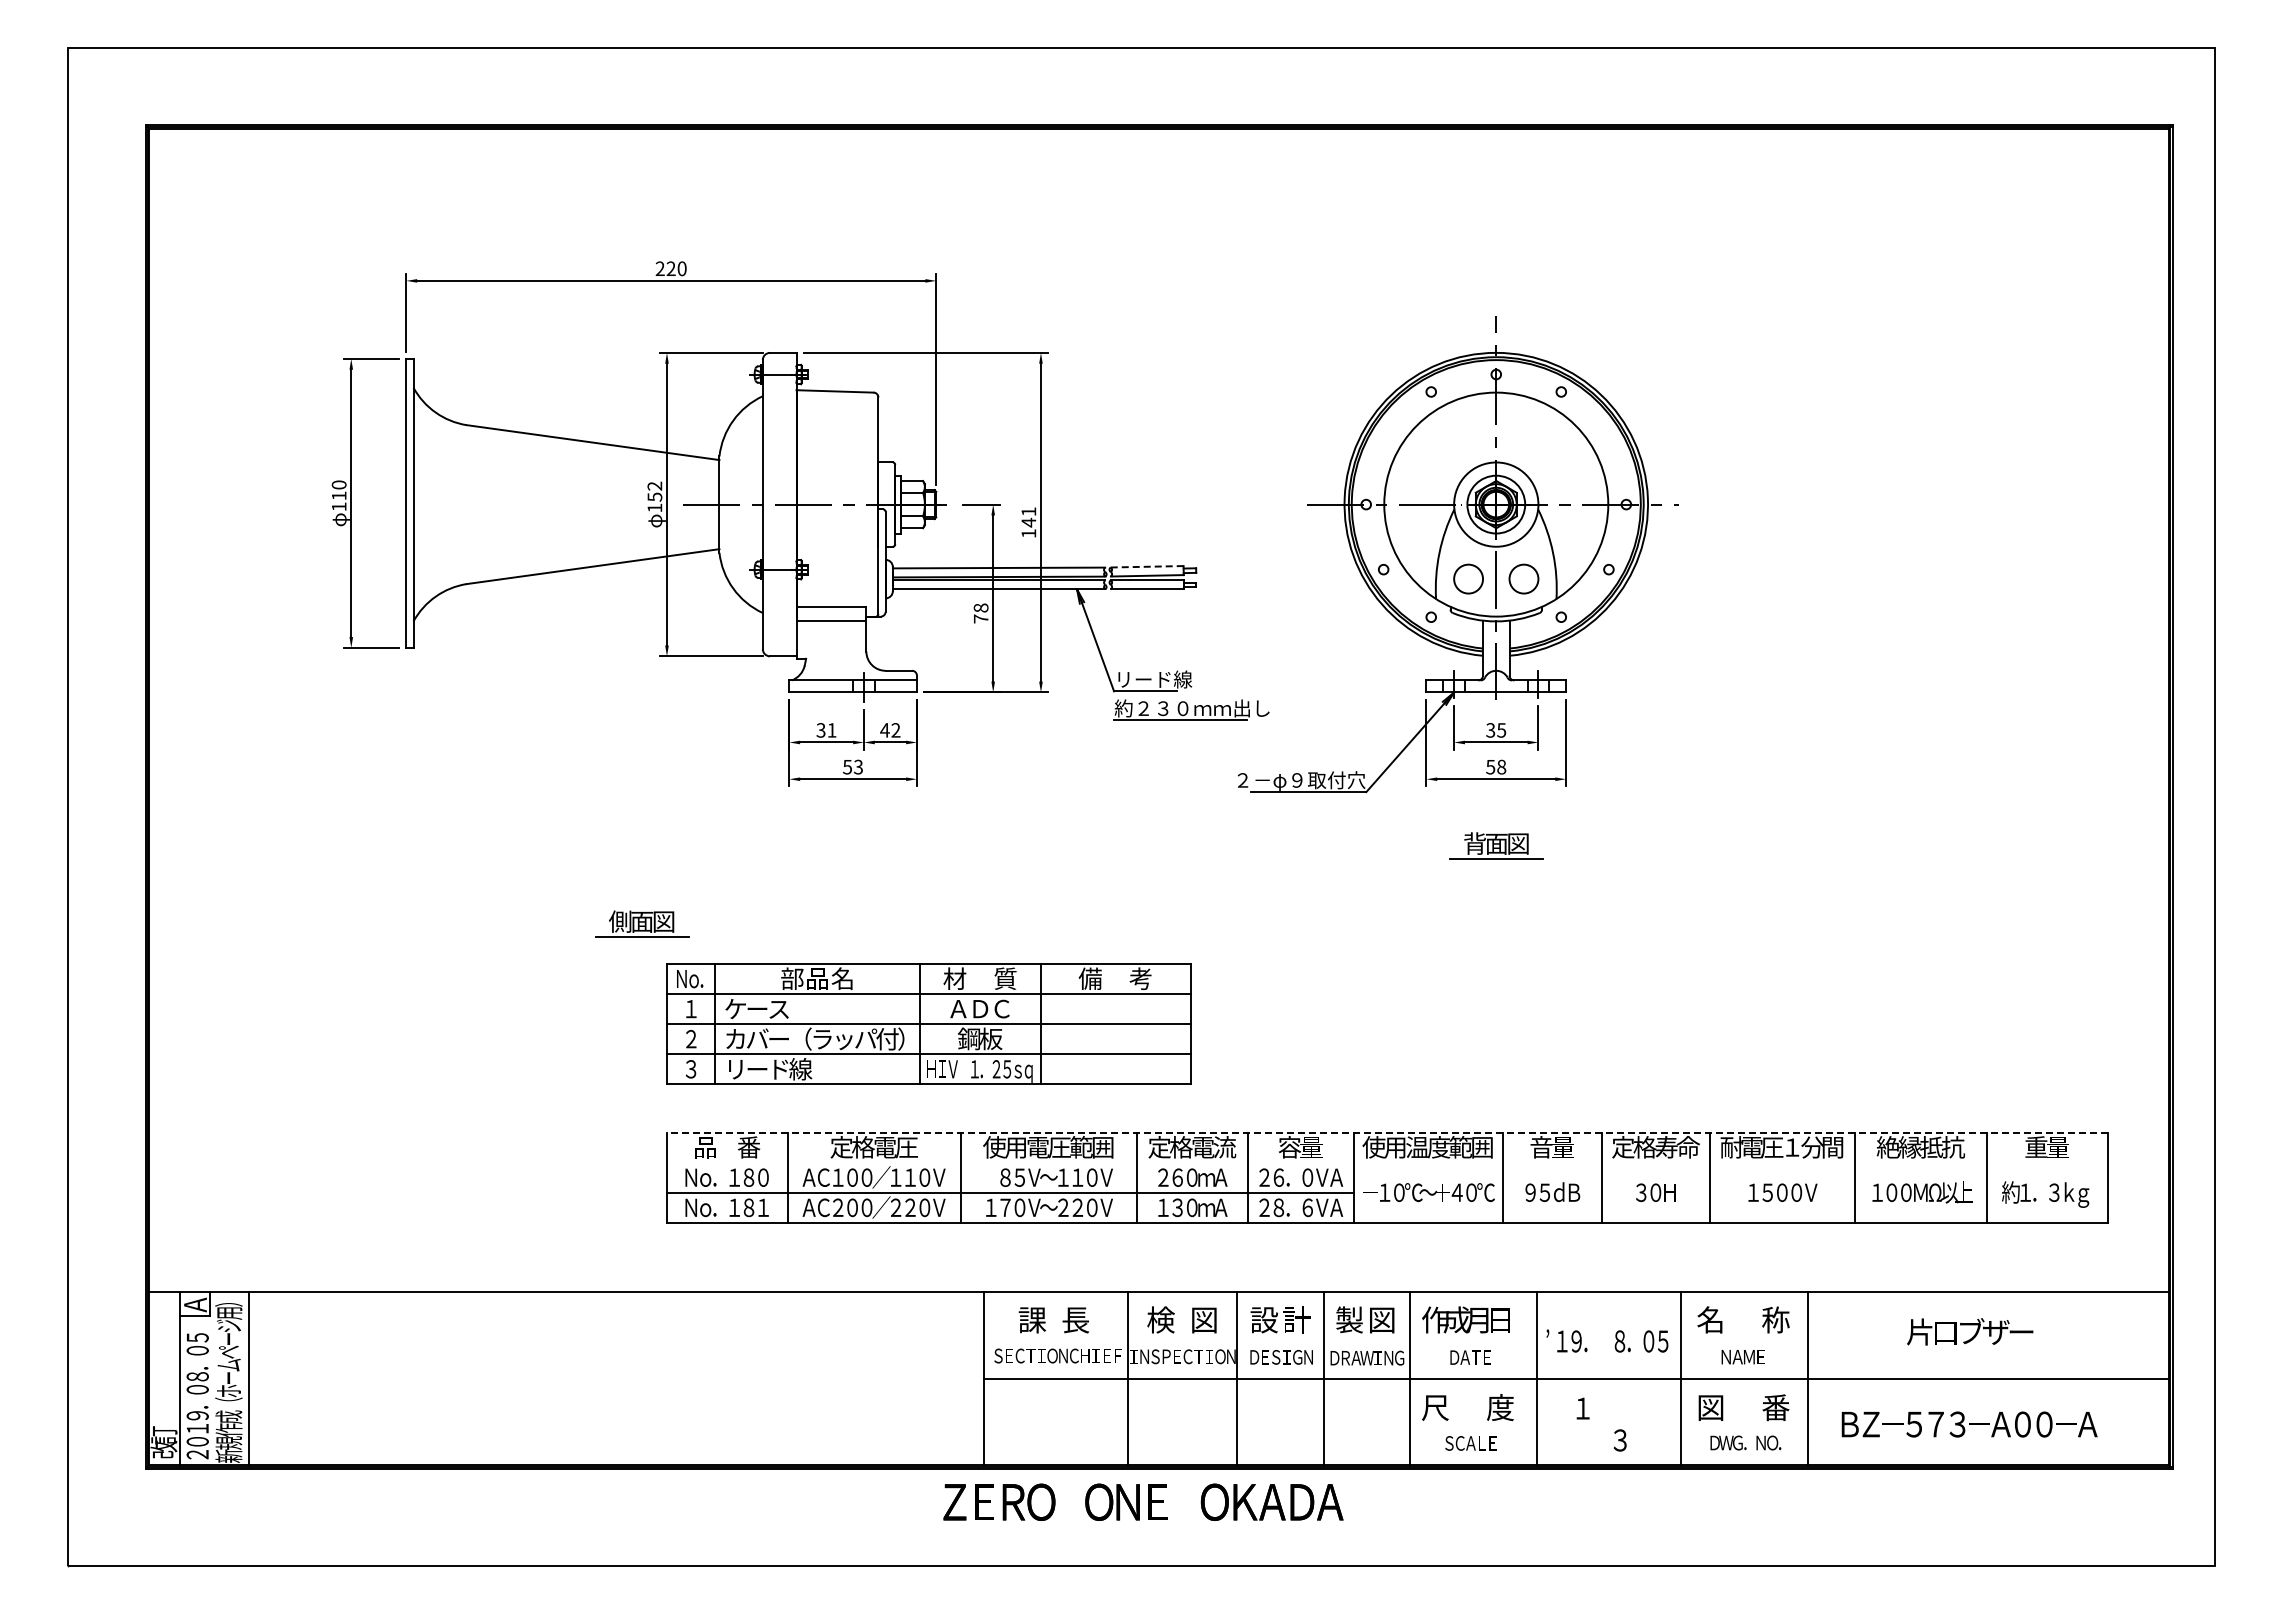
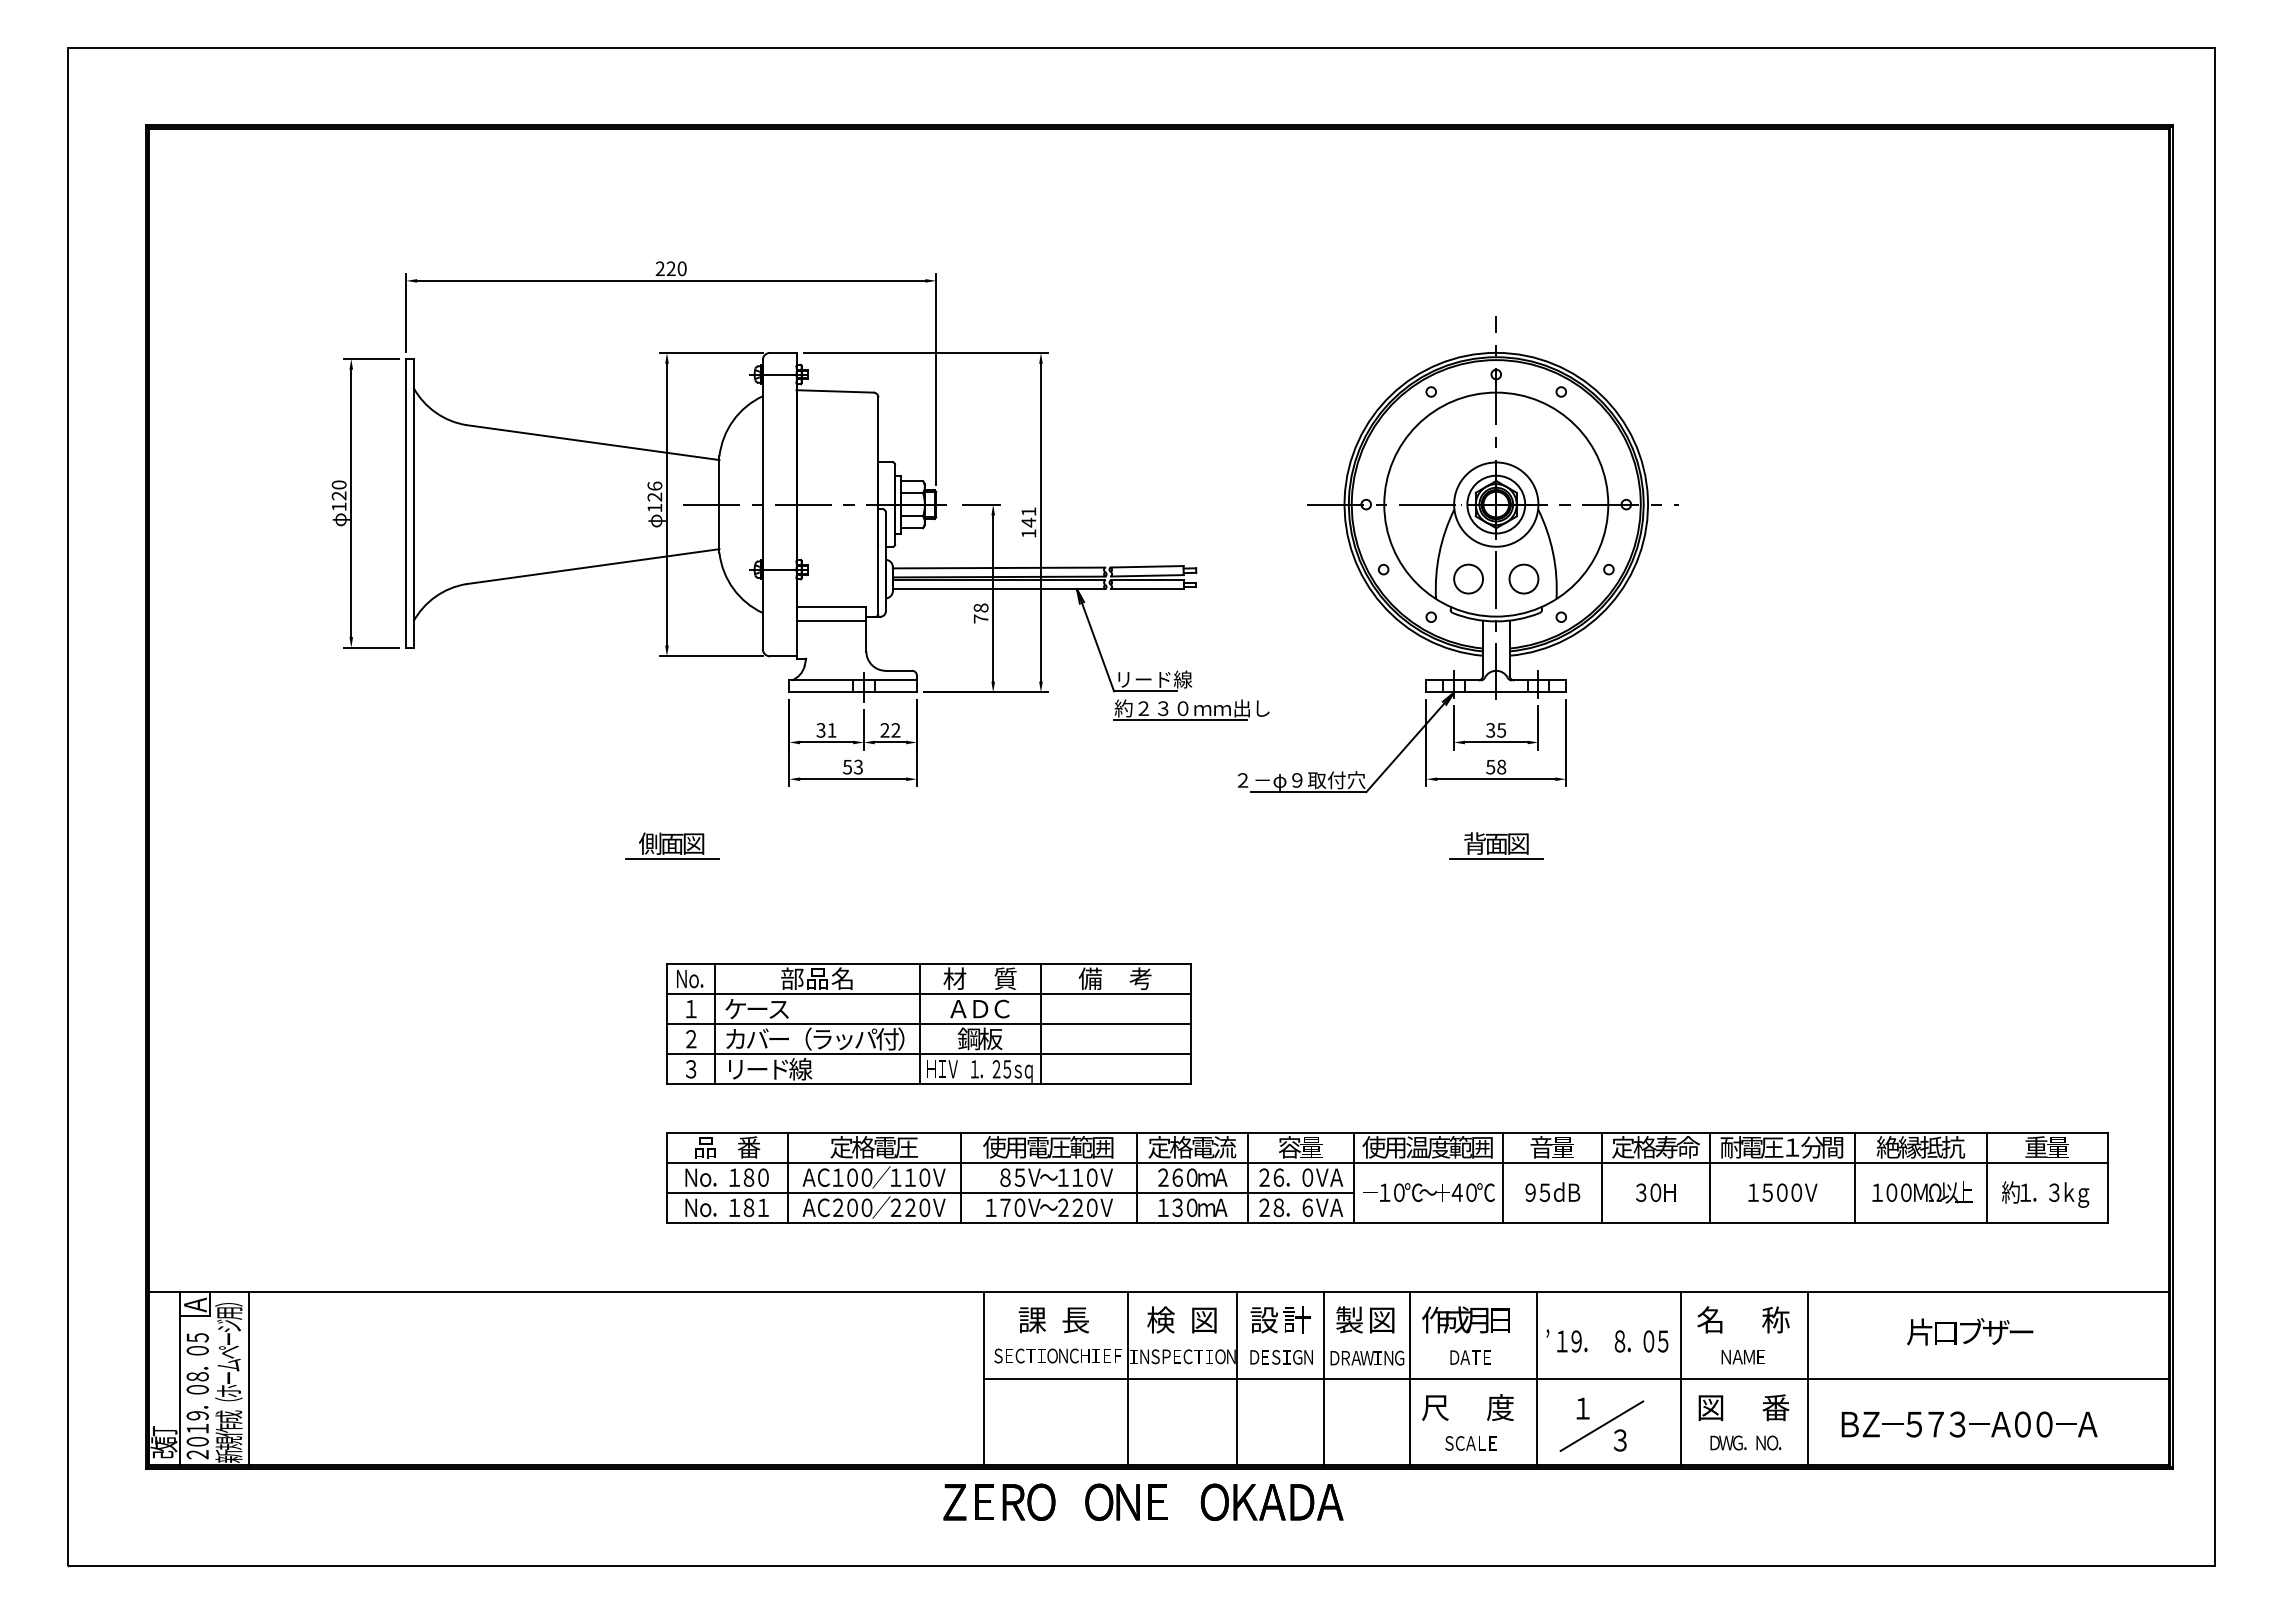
text: 152 -> 126 (654, 491)
text: 110 -> 120 (338, 495)
line: dashed -> solid (1147, 566)
text: 42 -> 22 (884, 730)
part position: (642, 923) -> (672, 845) (672, 845)
line: dashed -> solid (1386, 1132)
line: none -> present (1387, 1162)
line: none -> present (1601, 1425)
